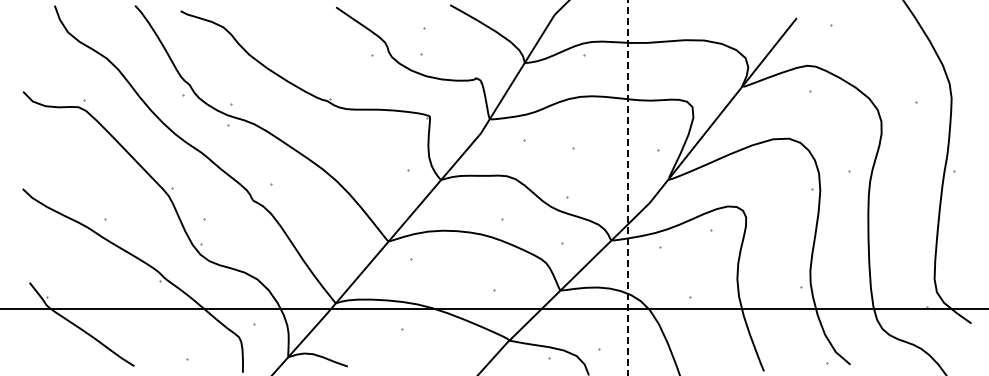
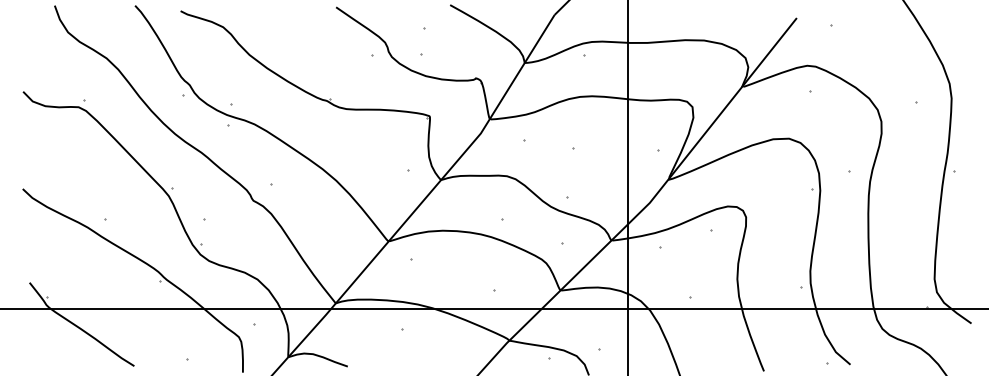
line: dashed -> solid (627, 187)
